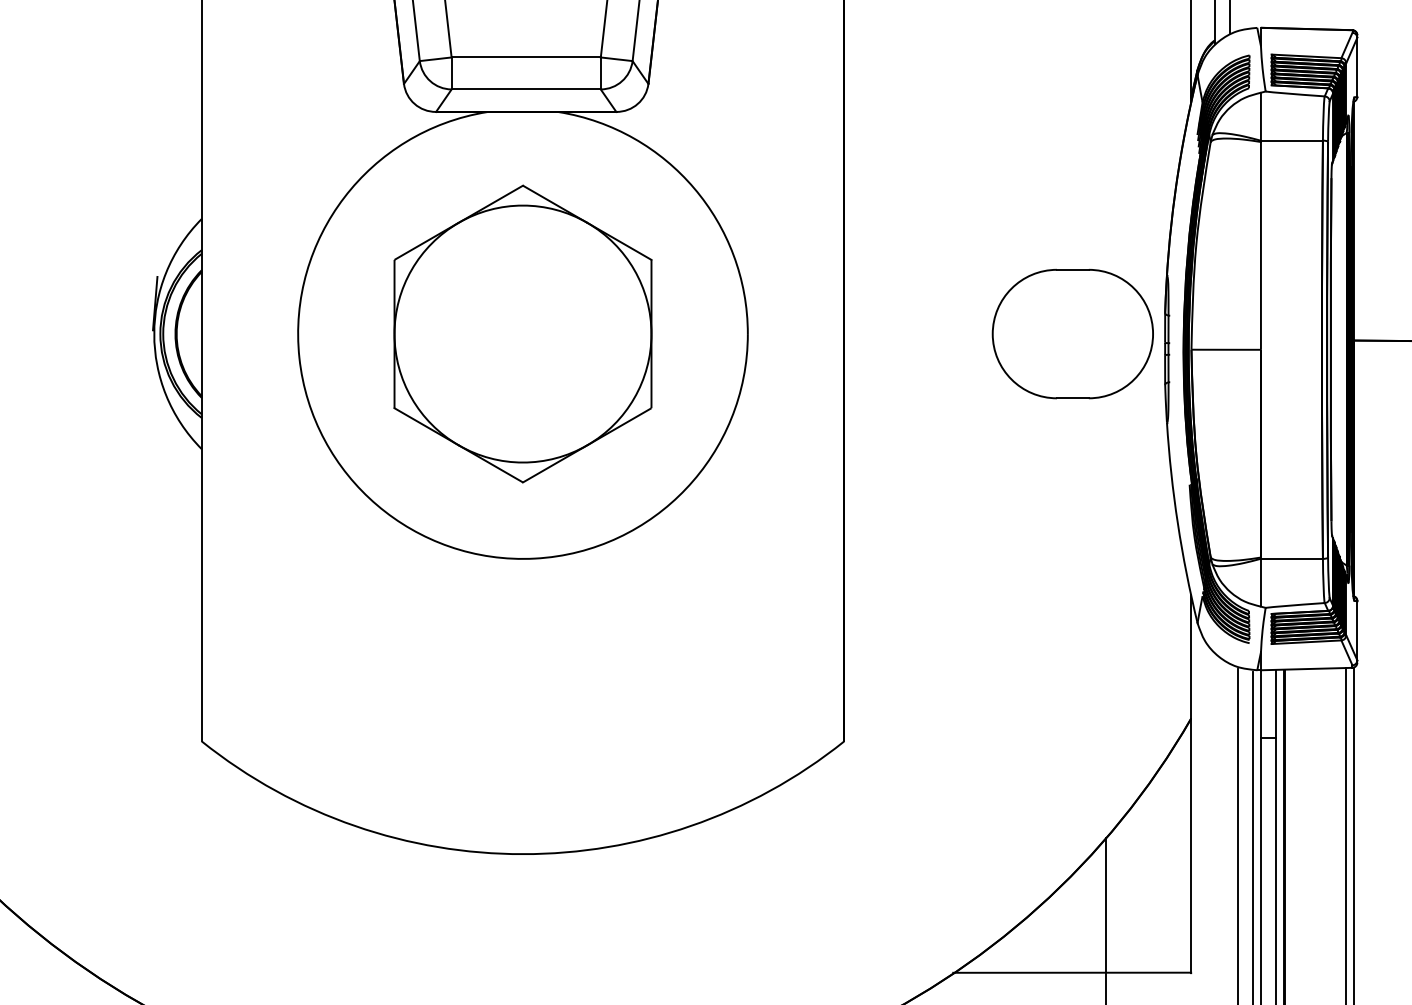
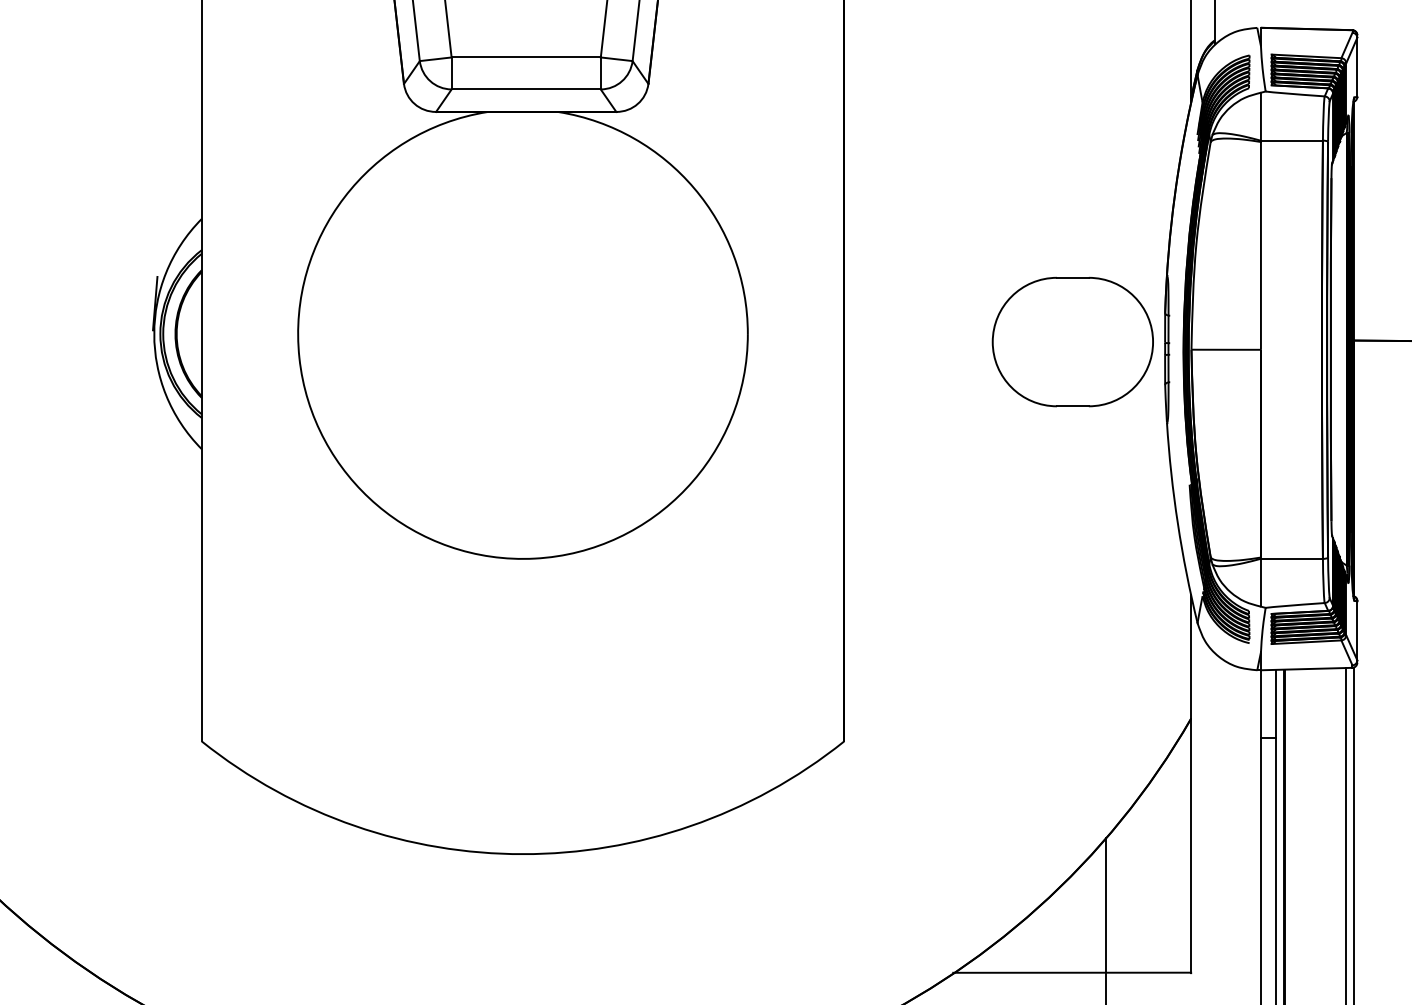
line: present -> none (1230, 17)
part: present -> none (522, 333)
part position: (1072, 333) -> (1072, 341) (1072, 341)
line: present -> none (1237, 834)
line: present -> none (1253, 836)
